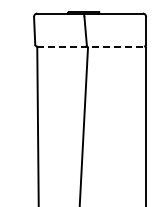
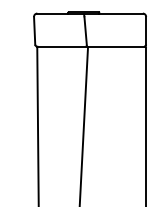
line: dashed -> solid (91, 46)
